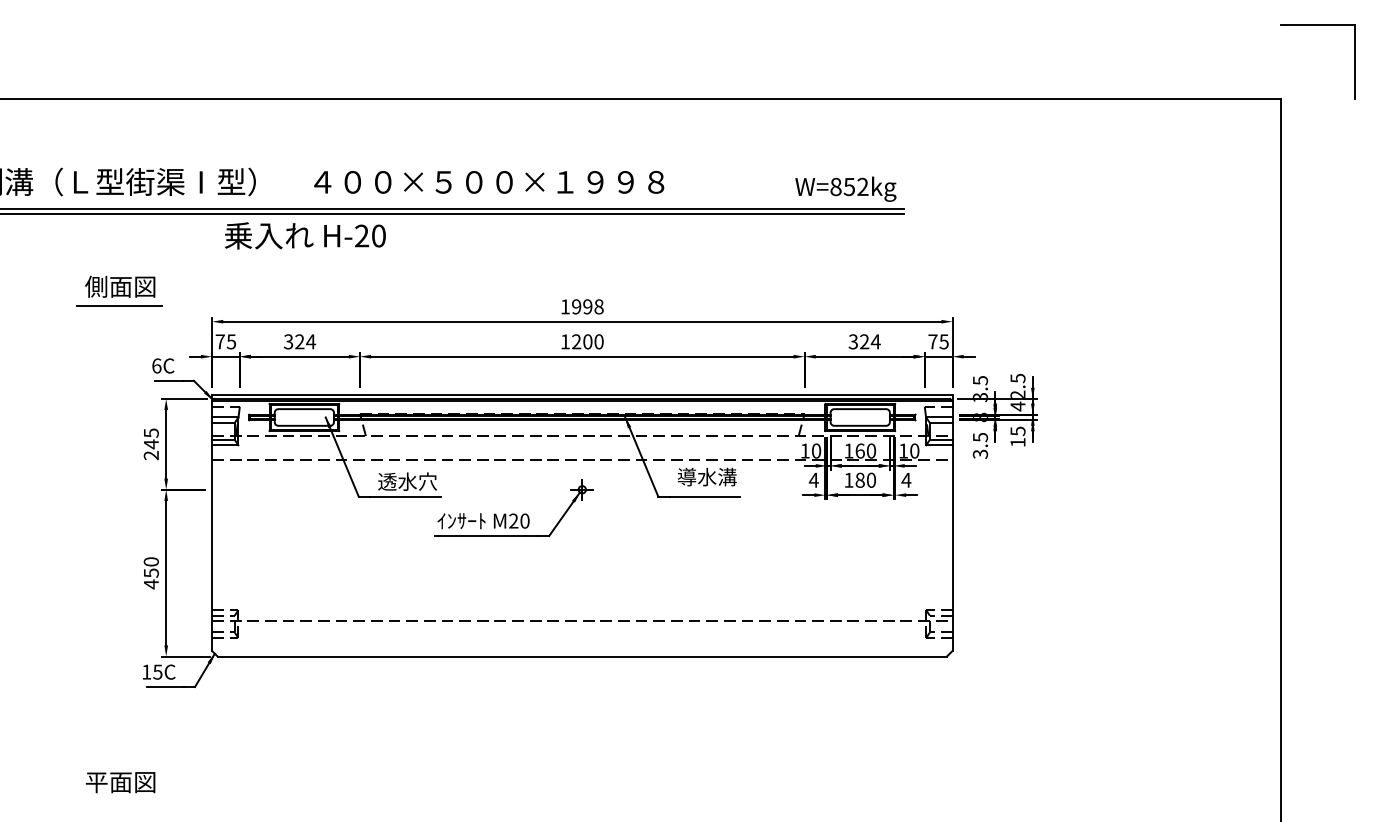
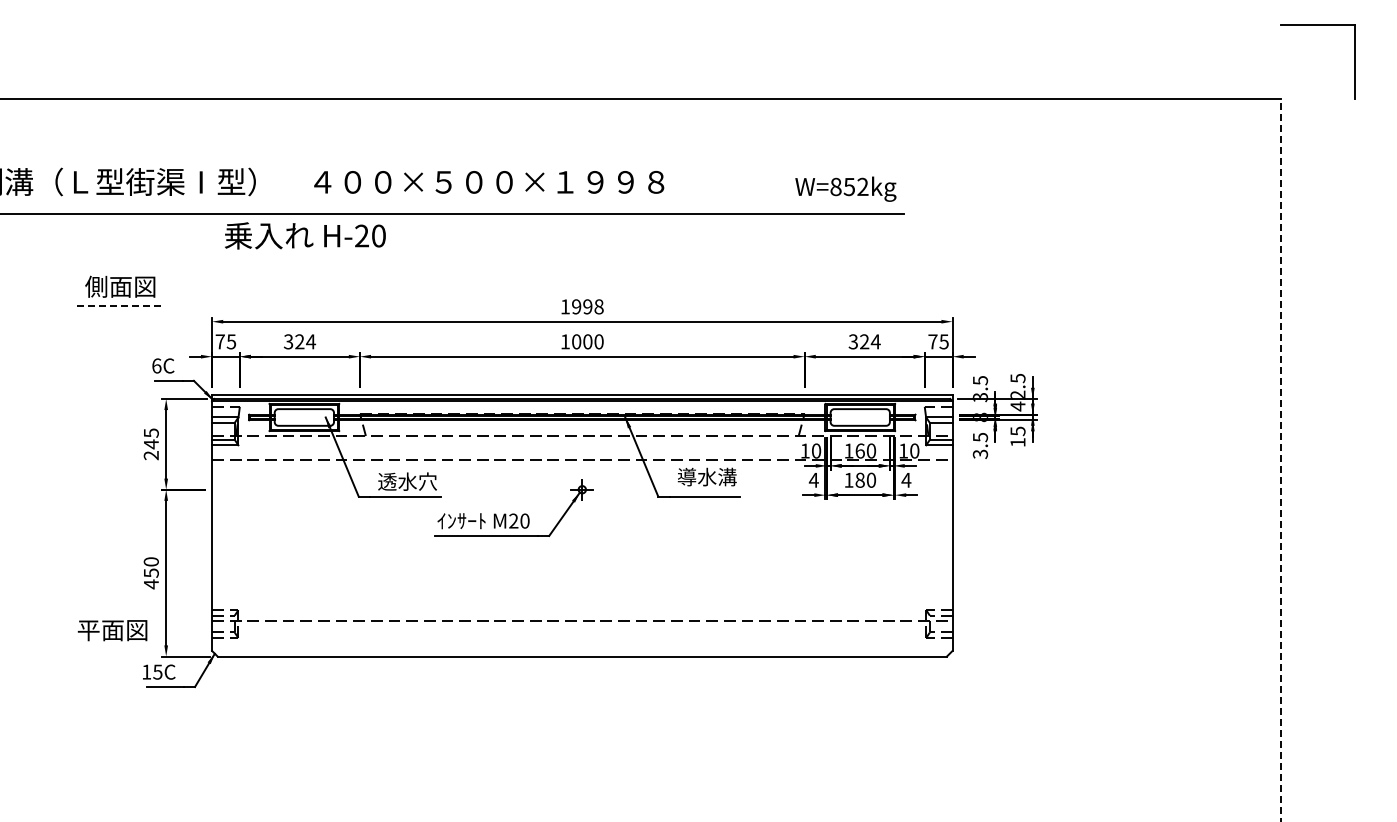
line: present -> none (452, 209)
line: solid -> dashed (120, 306)
text: 1200 -> 1000 (576, 341)
line: solid -> dashed (1280, 459)
text position: (120, 782) -> (112, 630) (112, 630)
